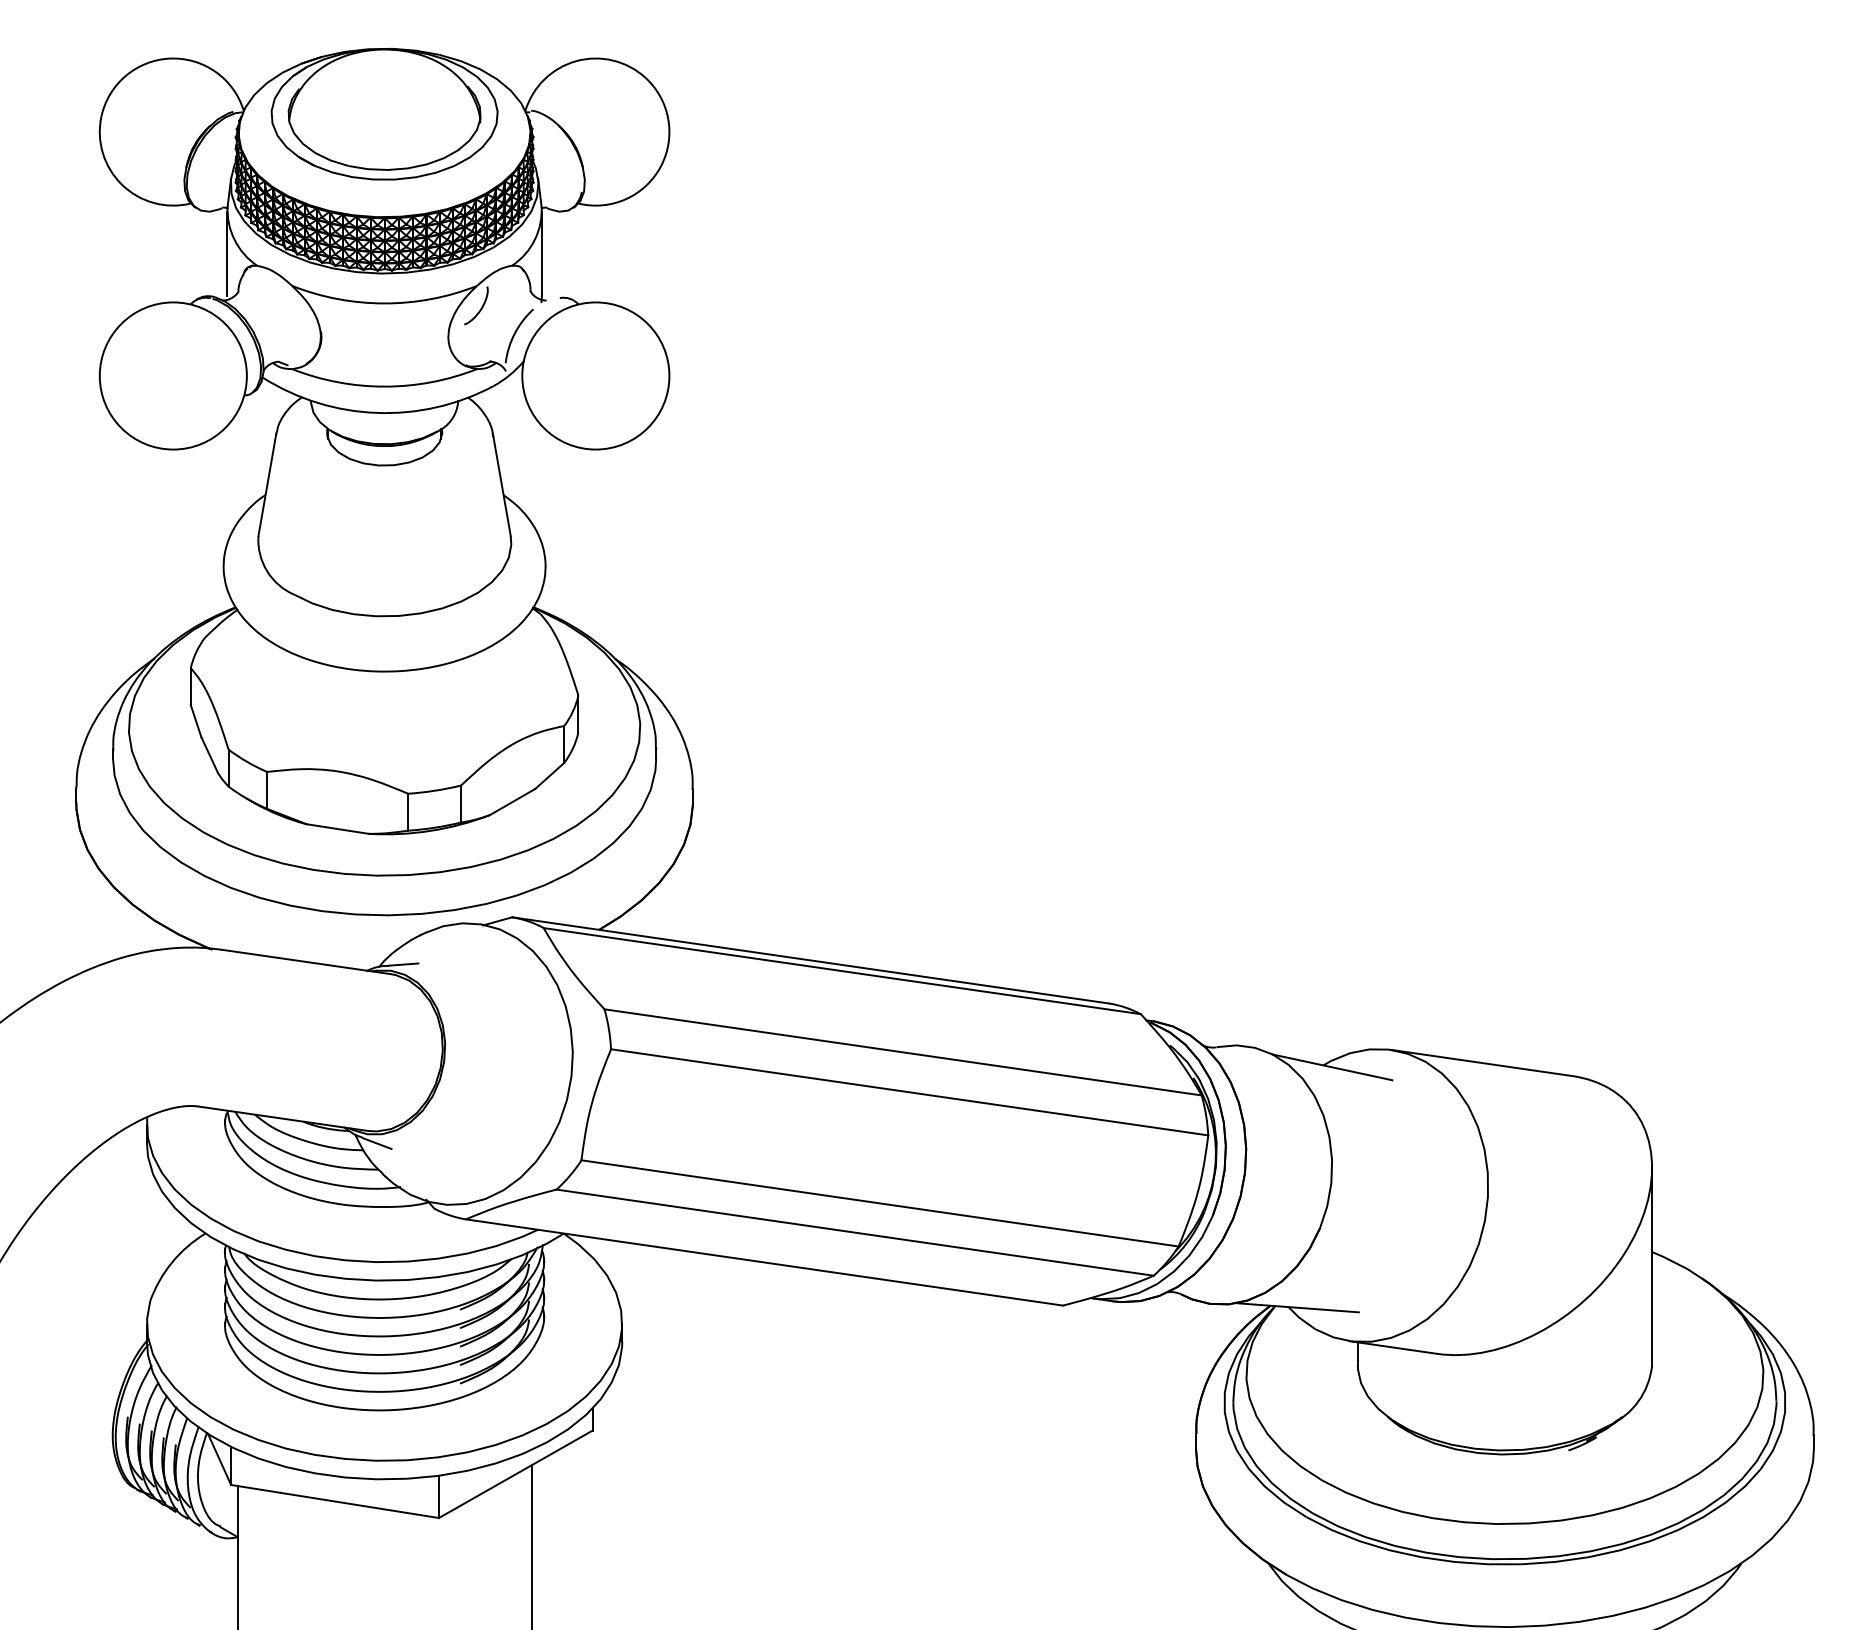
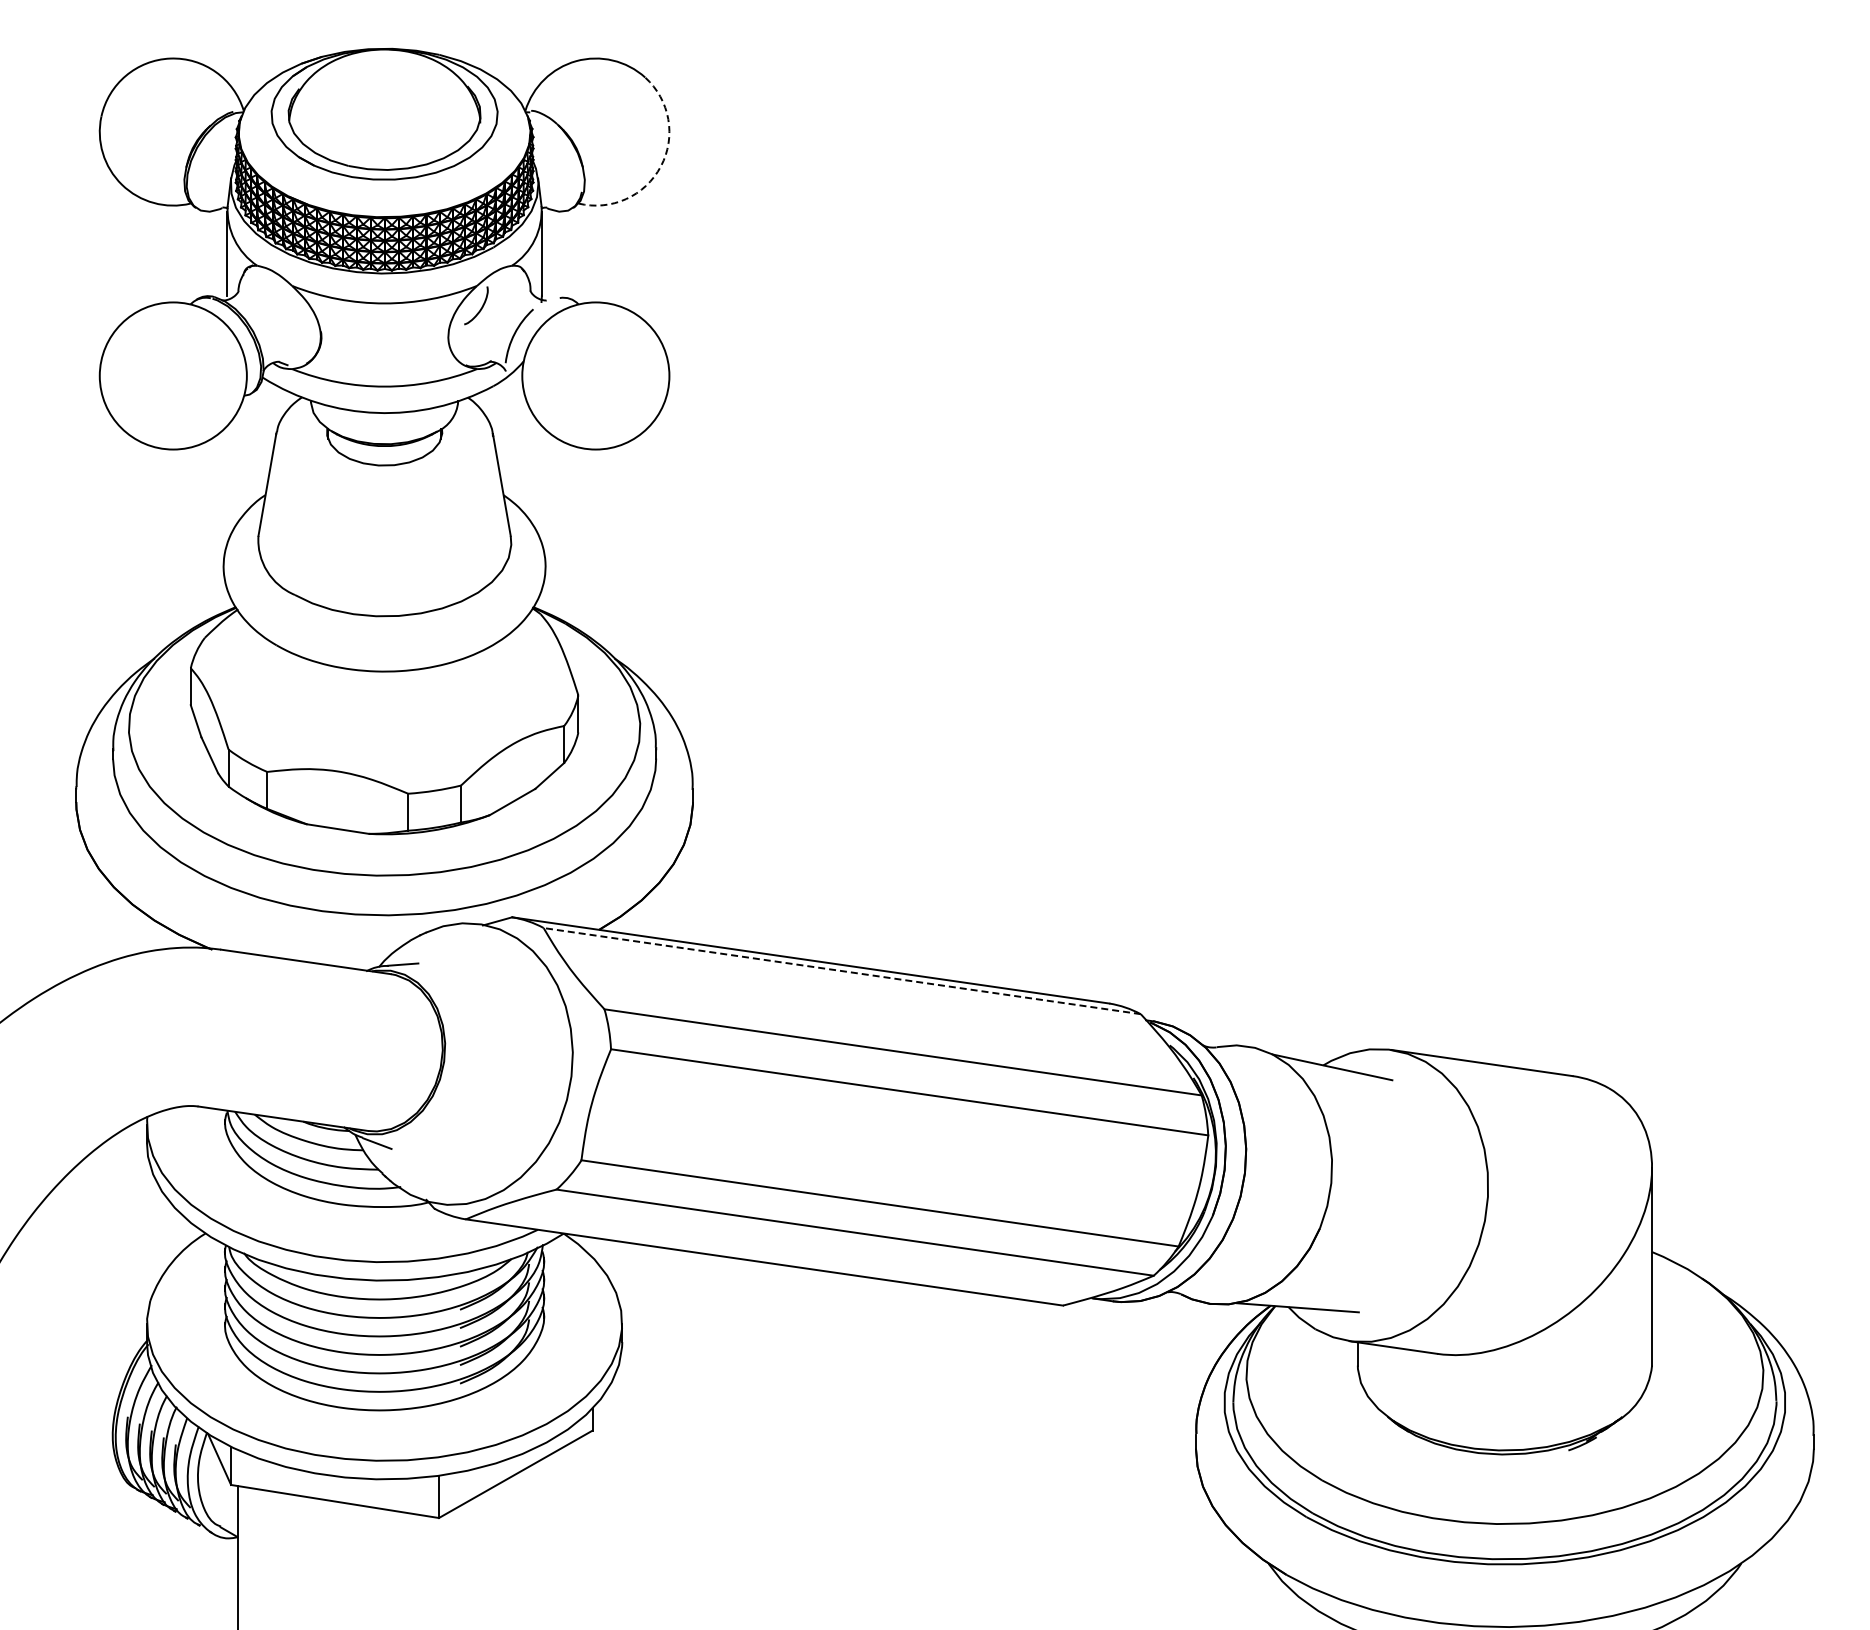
arc: solid -> dashed (660, 166)
line: solid -> dashed (842, 971)
line: present -> none (531, 1545)
